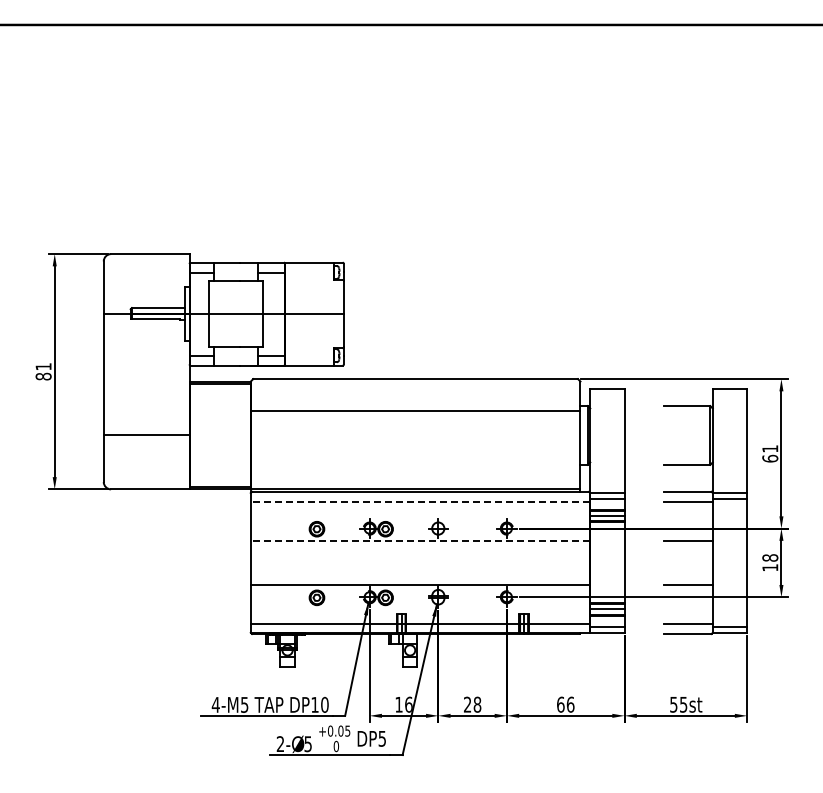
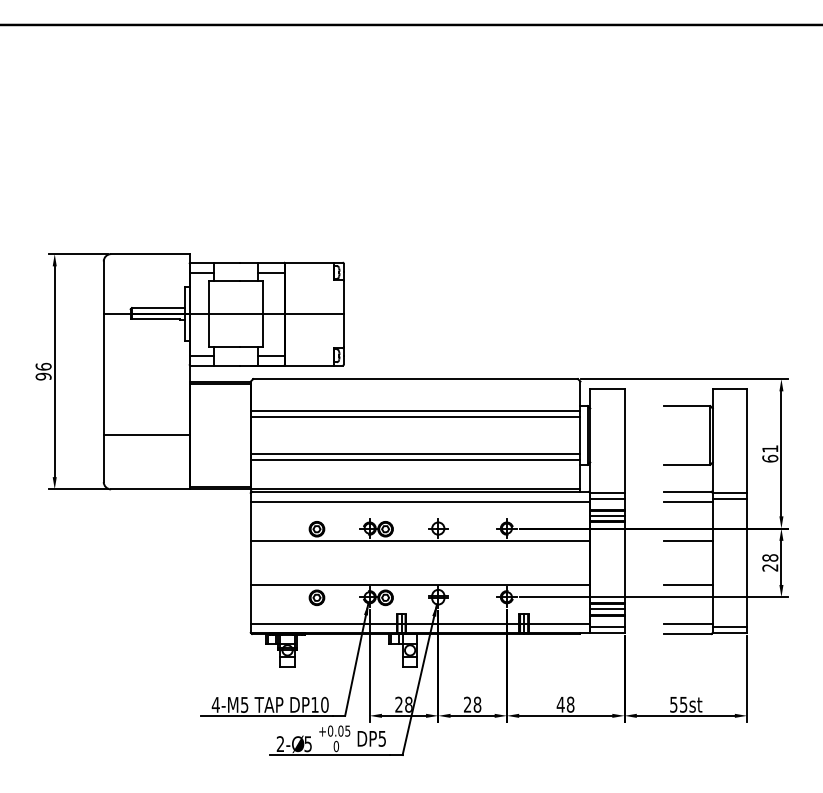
text: 81 -> 96 (43, 371)
line: none -> present (415, 416)
line: none -> present (415, 454)
line: none -> present (415, 459)
line: dashed -> solid (420, 501)
line: dashed -> solid (420, 540)
text: 18 -> 28 (770, 567)
text: 16 -> 28 (403, 704)
text: 66 -> 48 (565, 704)
